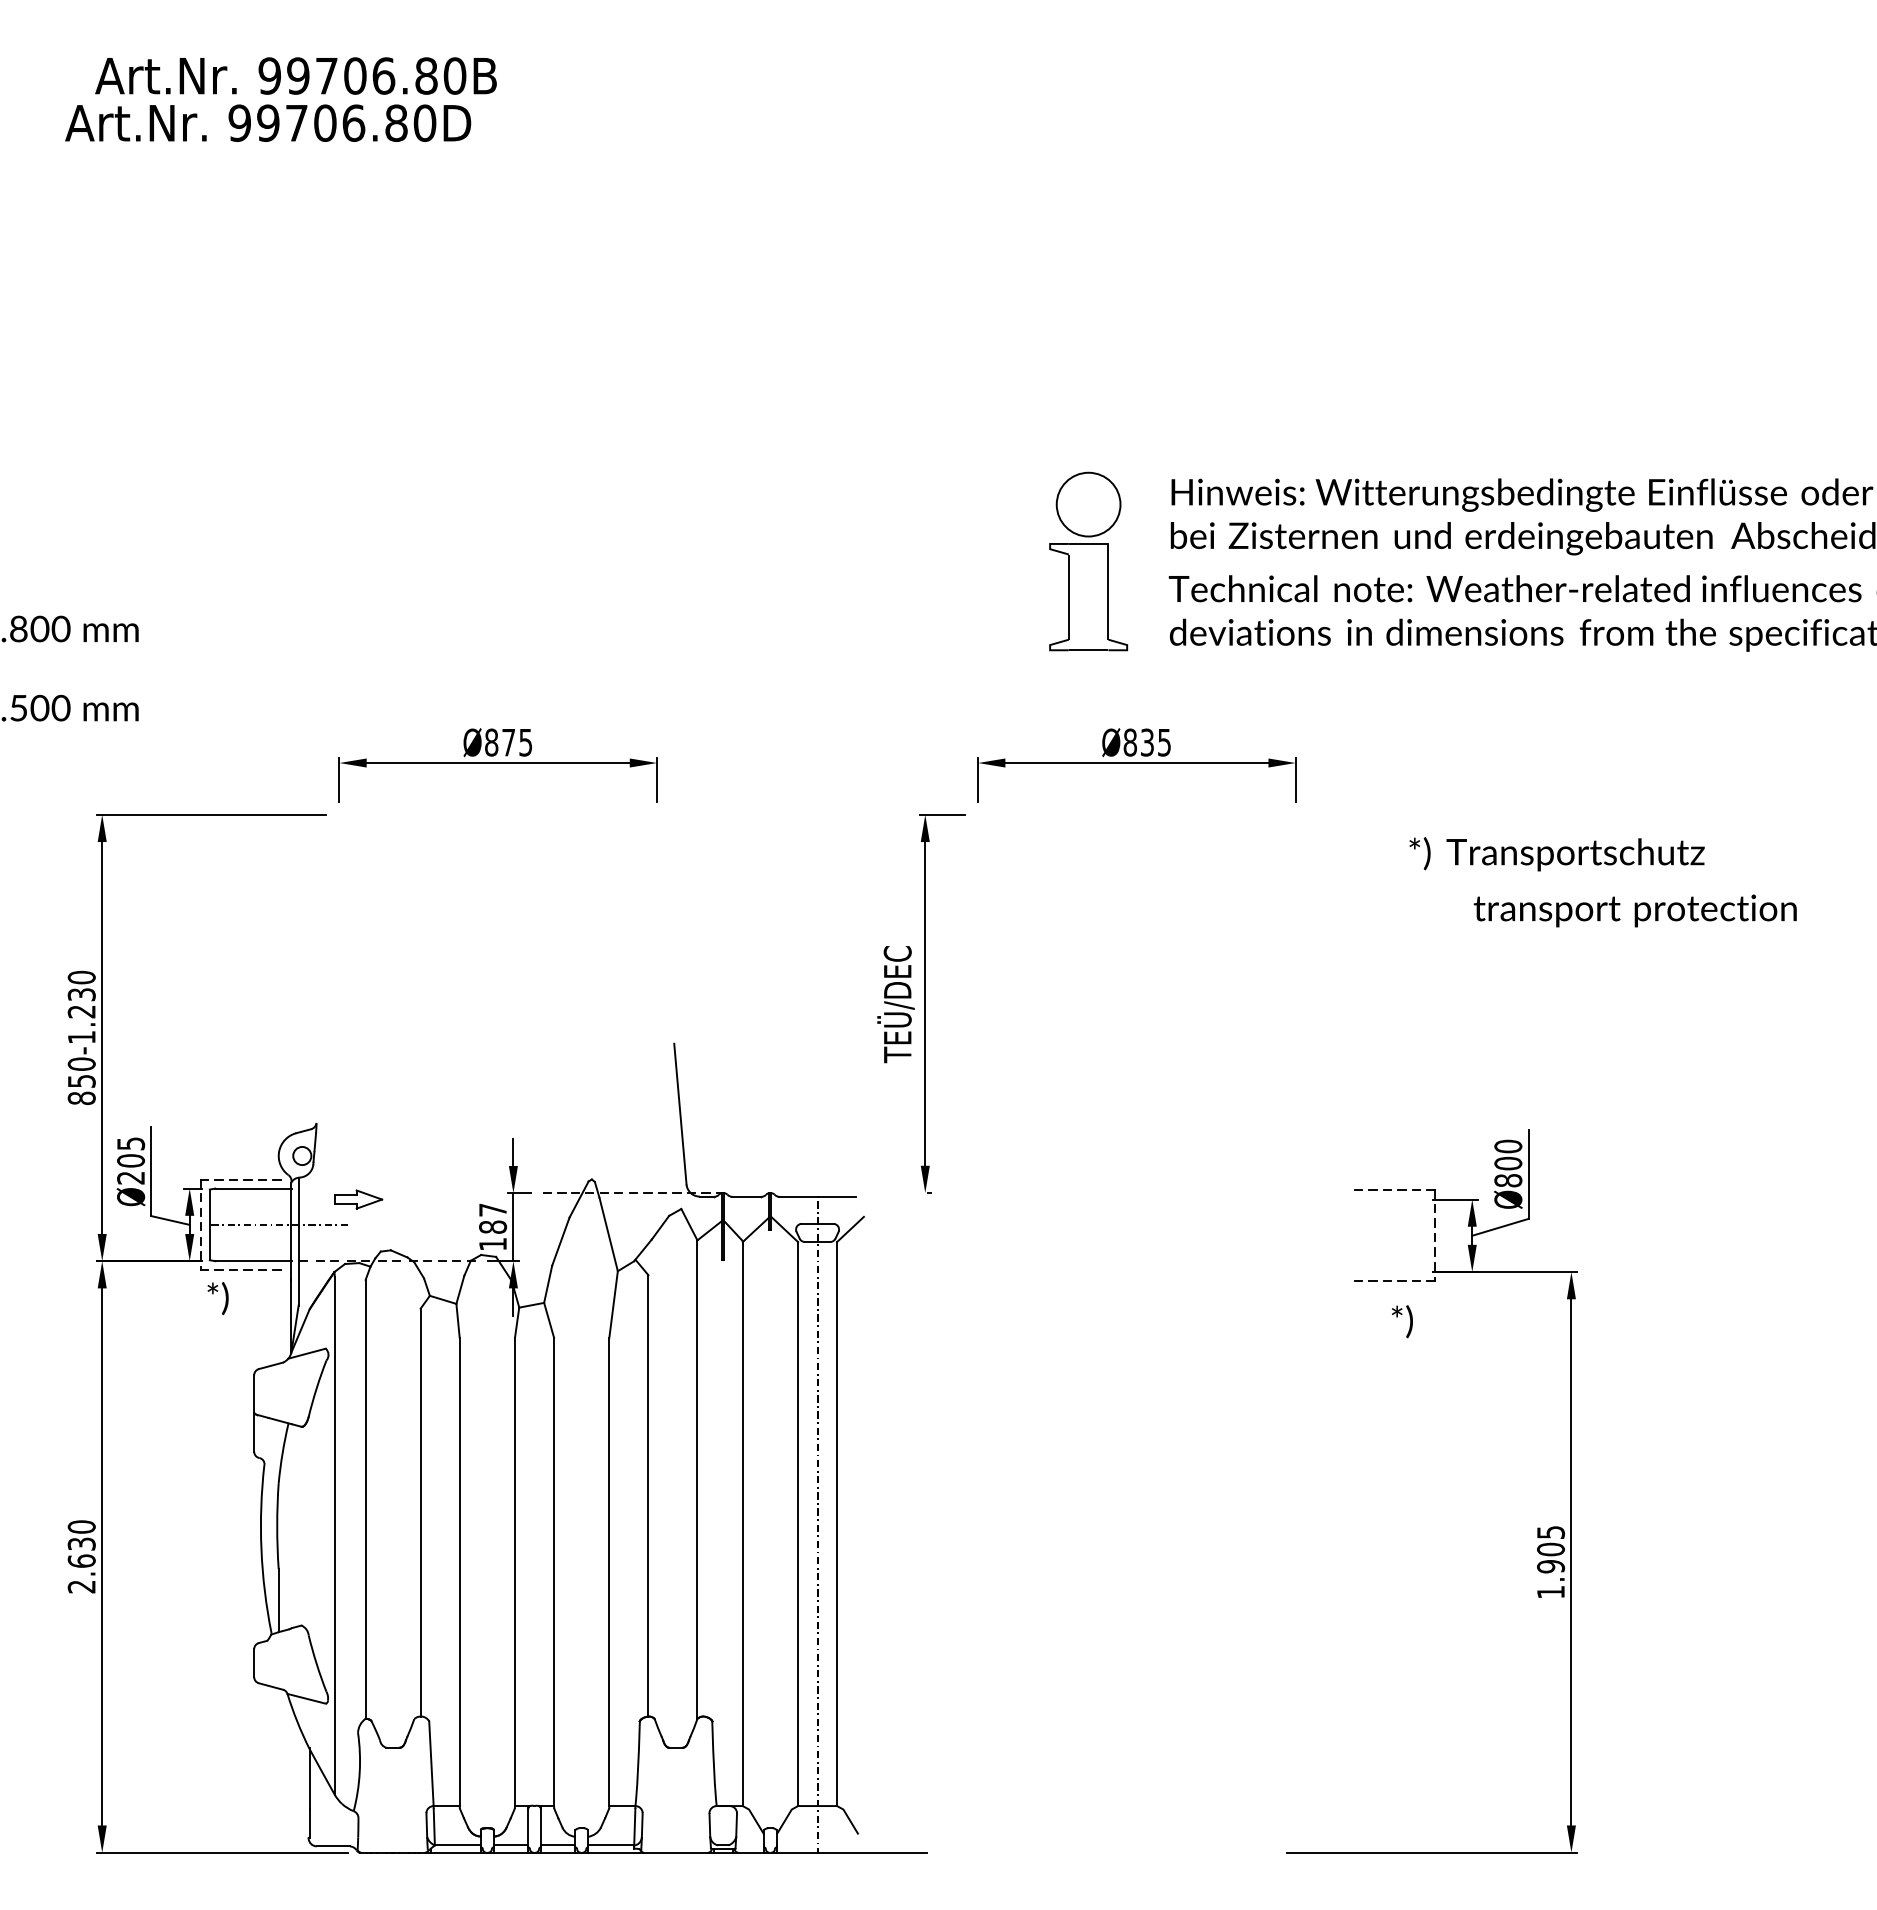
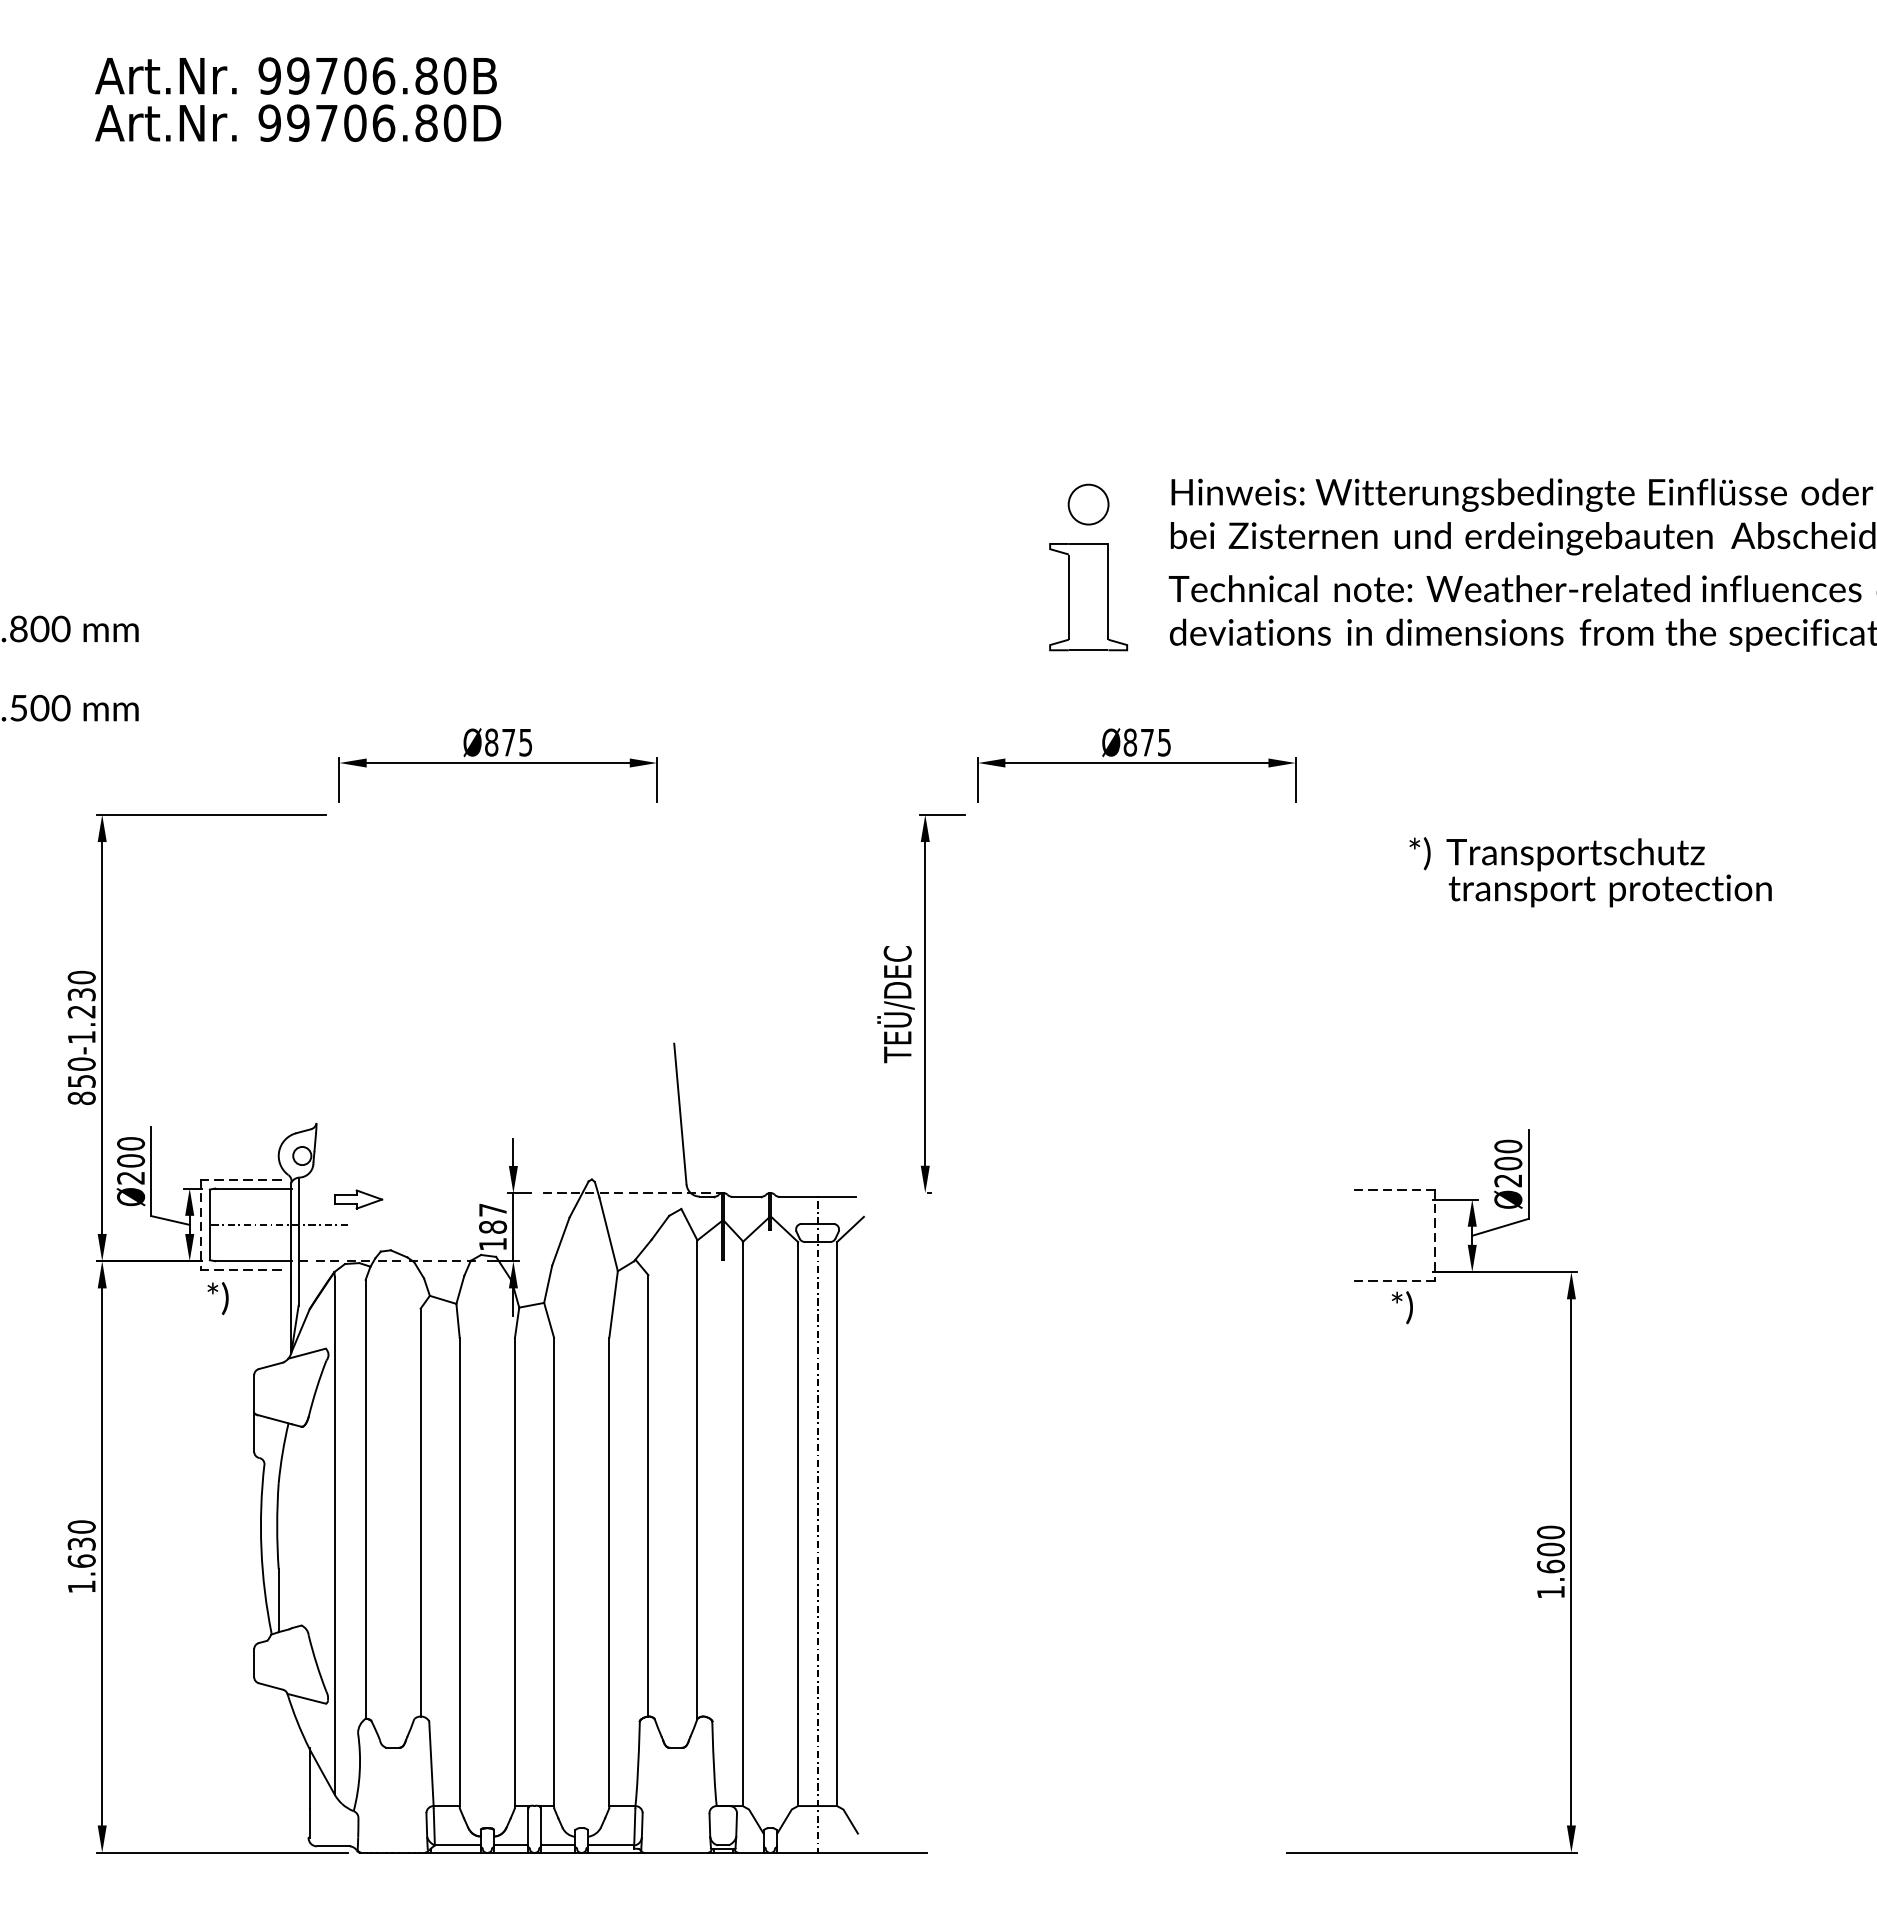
text position: (268, 122) -> (298, 122) (298, 122)
circle diameter: 64 px -> 40 px (1088, 504)
text: Ø835 -> Ø875 (1147, 742)
text position: (1634, 910) -> (1609, 890) (1609, 890)
text: Ø205 -> Ø200 (131, 1143)
text: Ø800 -> Ø200 (1508, 1180)
text position: (1402, 1321) -> (1402, 1307) (1402, 1307)
text: 1.905 -> 1.600 (1551, 1549)
text: 2.630 -> 1.630 (81, 1586)
